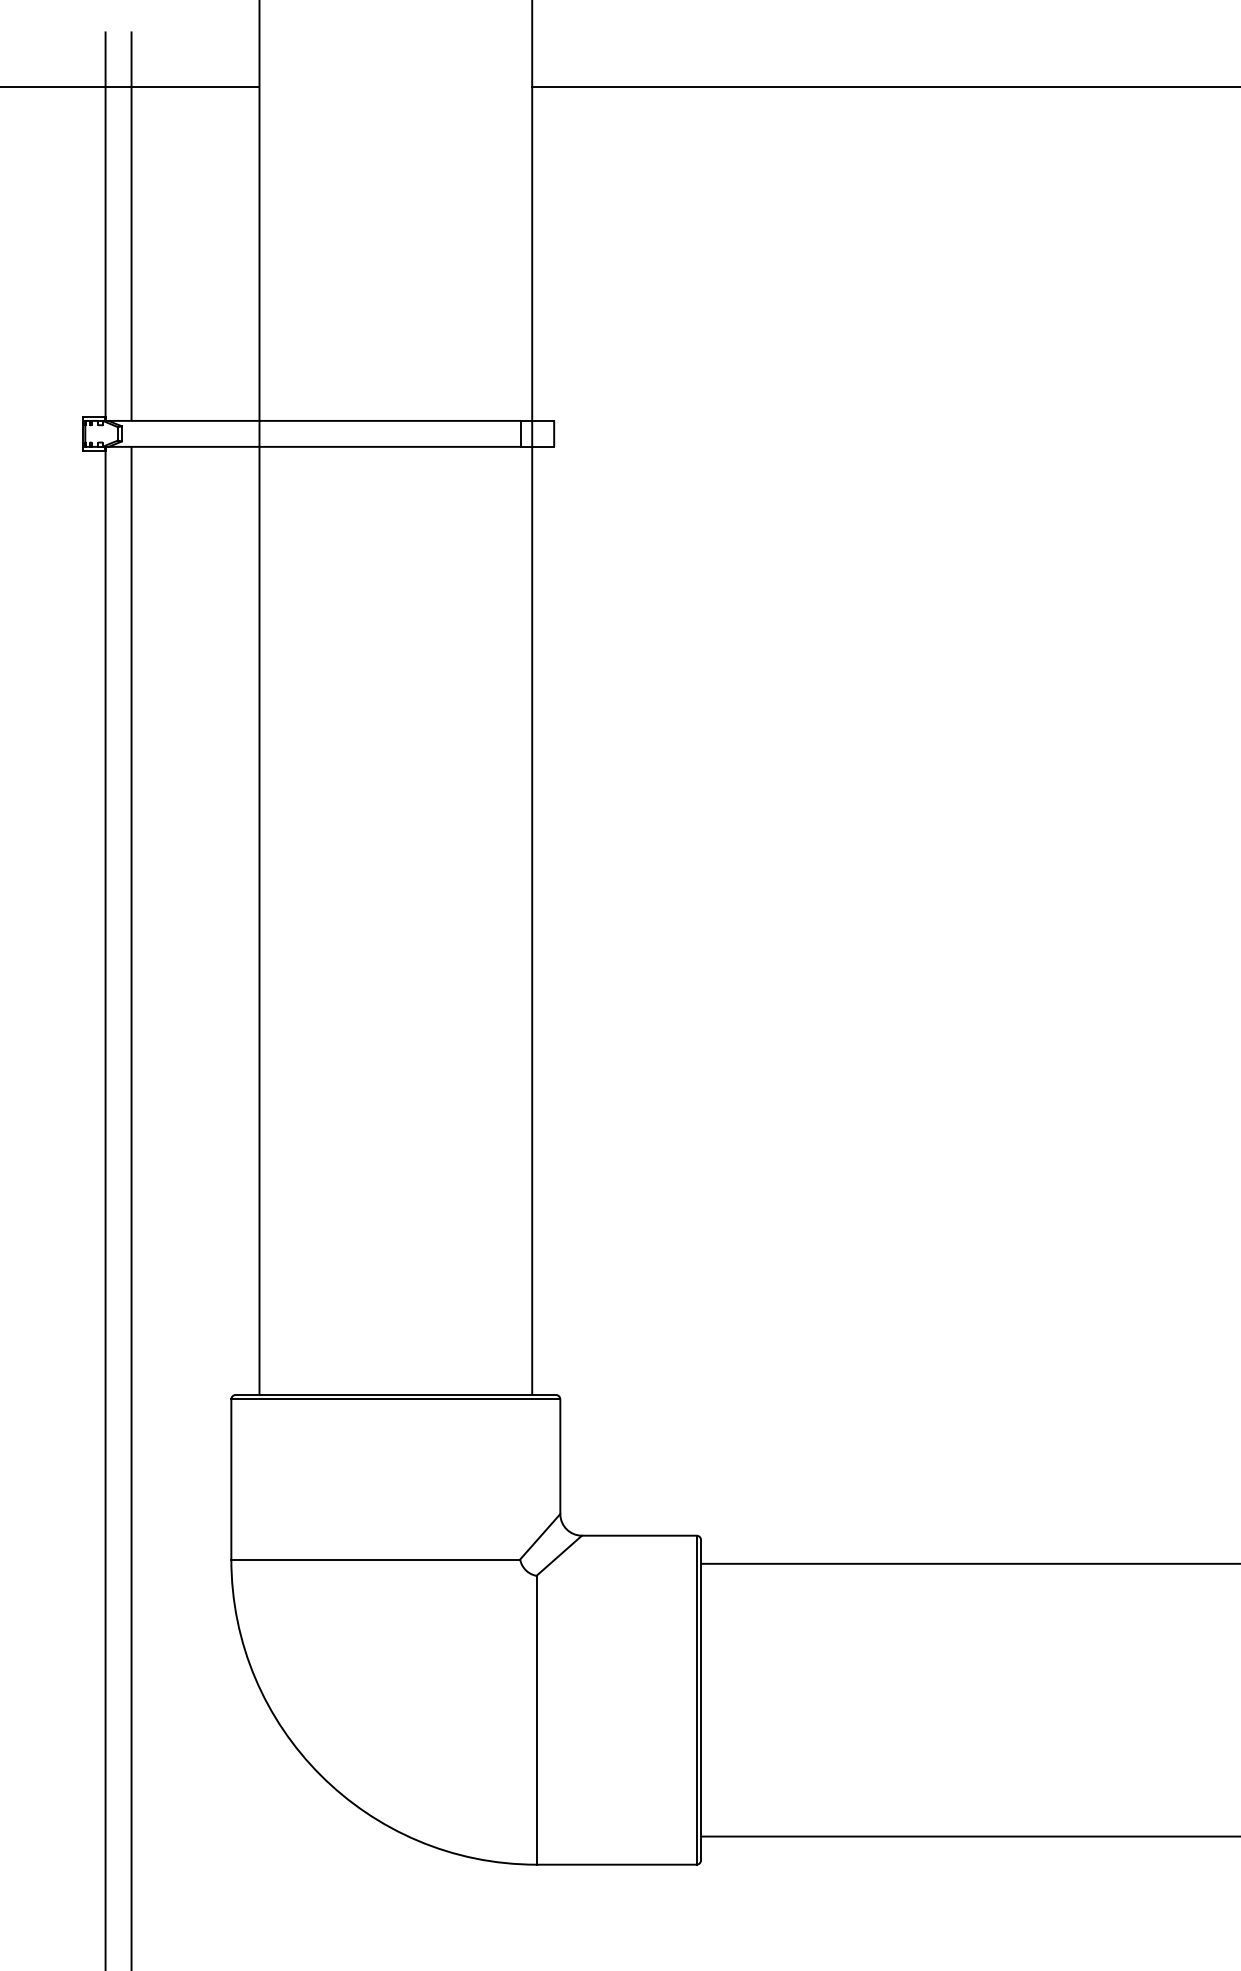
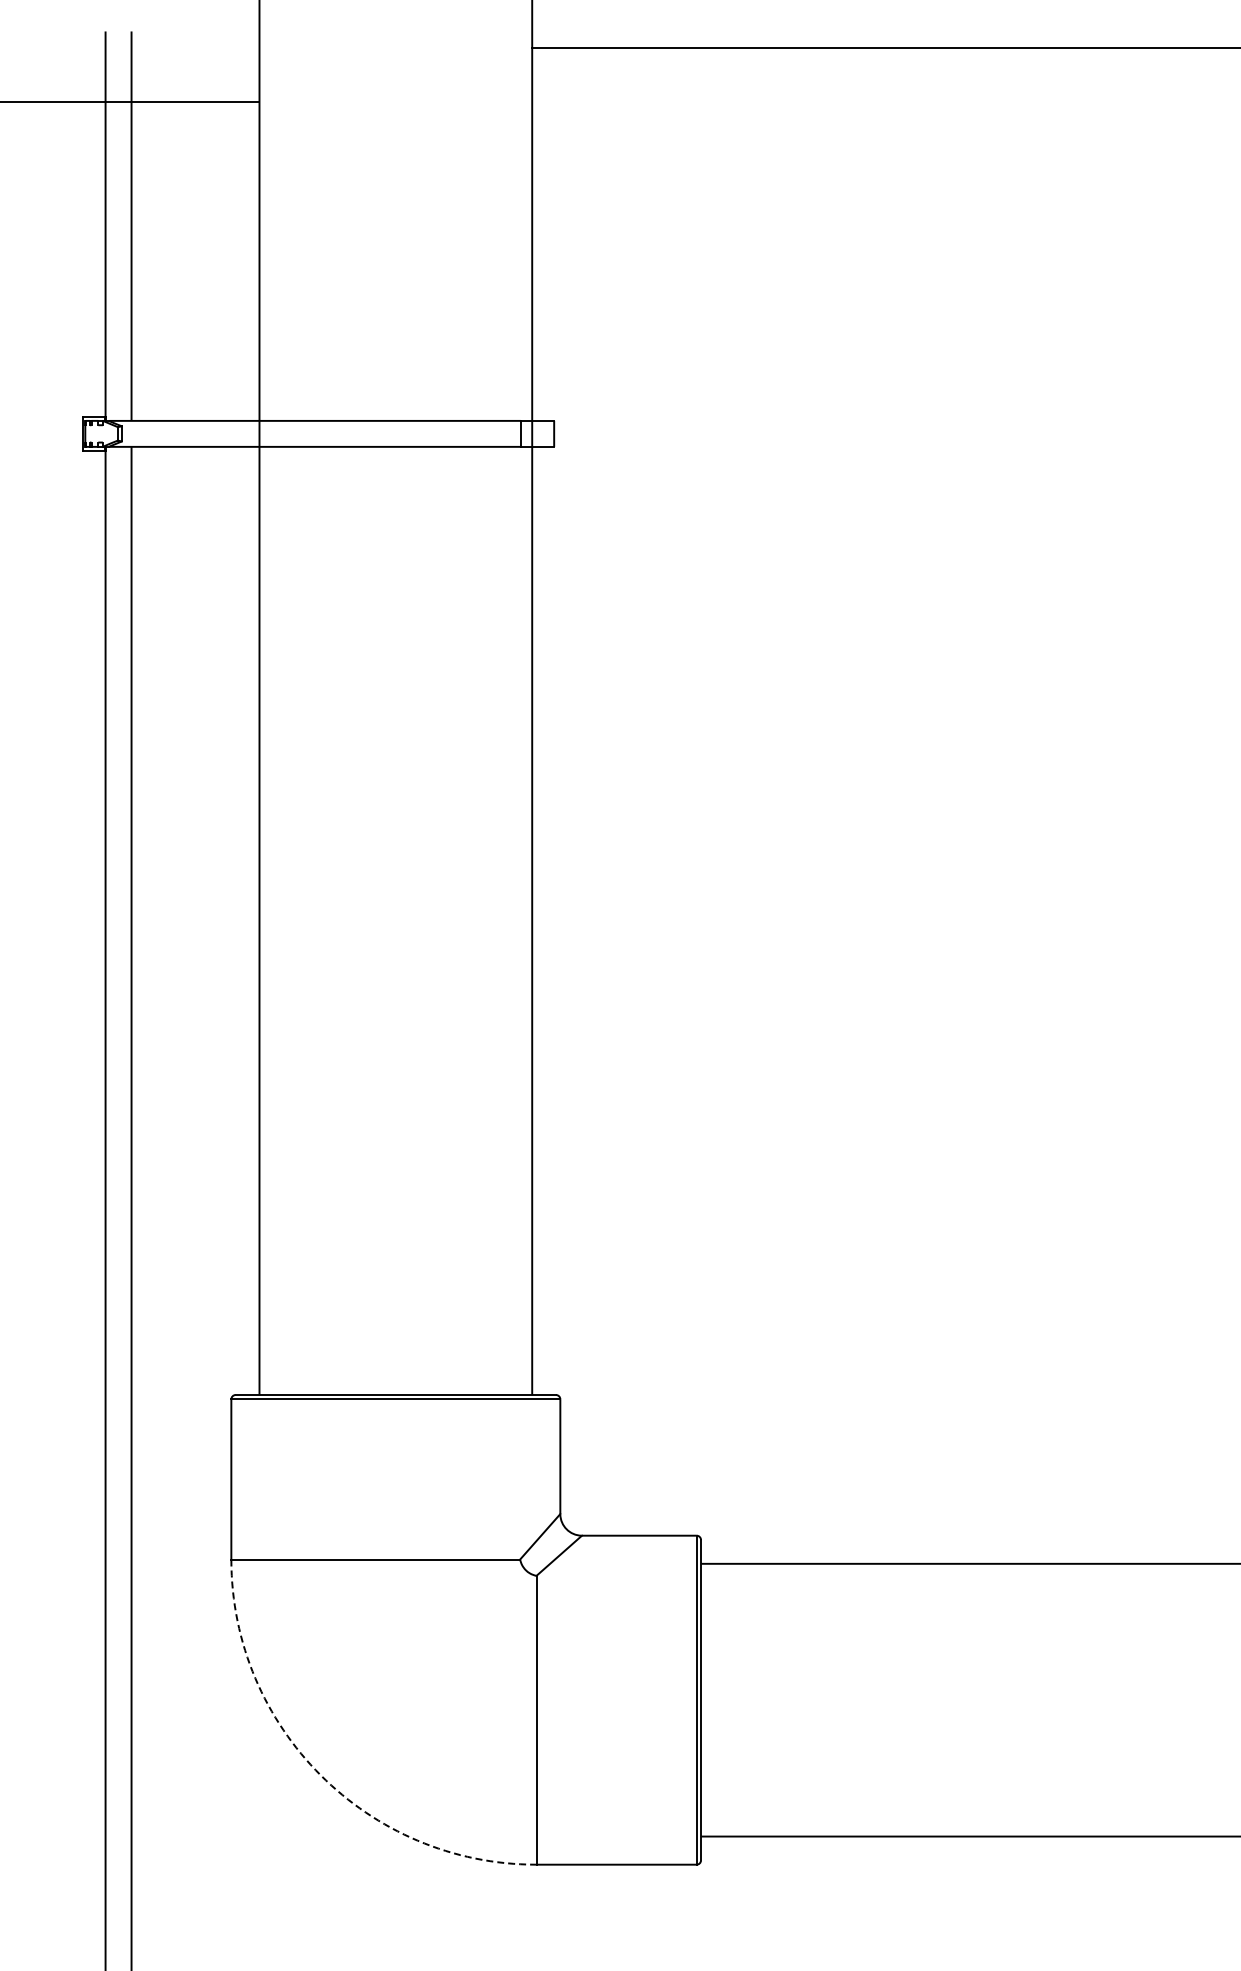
line position: (130, 86) -> (130, 101) (130, 101)
line position: (884, 86) -> (884, 47) (884, 47)
arc: solid -> dashed (320, 1775)
